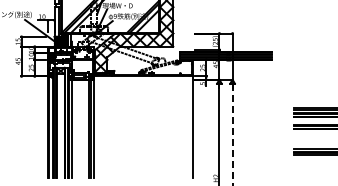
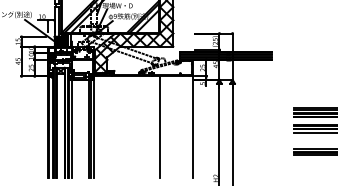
line: none -> present (160, 126)
line: none -> present (314, 132)
line: dashed -> solid (232, 135)
